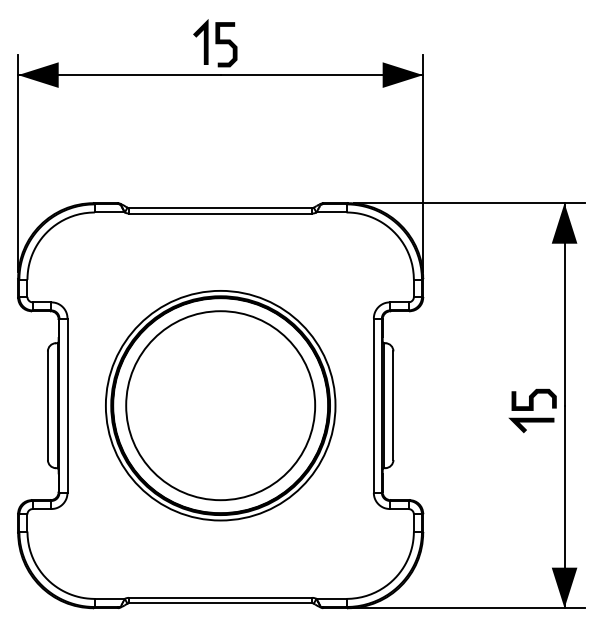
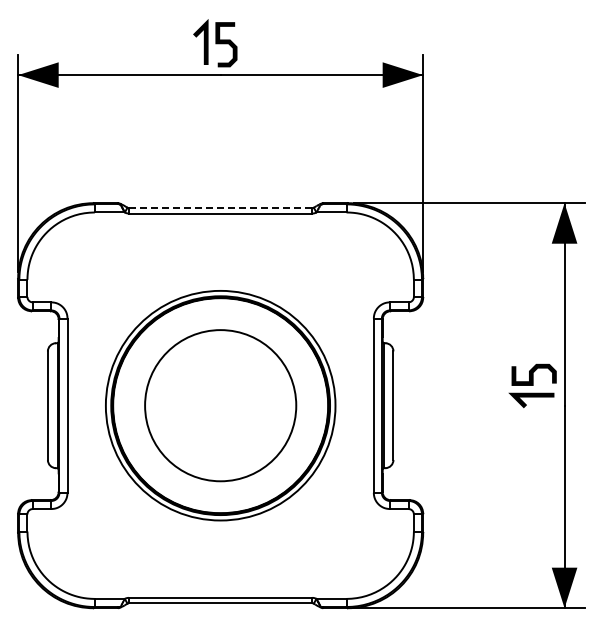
line: solid -> dashed (220, 208)
circle diameter: 189 px -> 151 px (220, 405)
part position: (532, 410) -> (532, 385) (532, 385)
